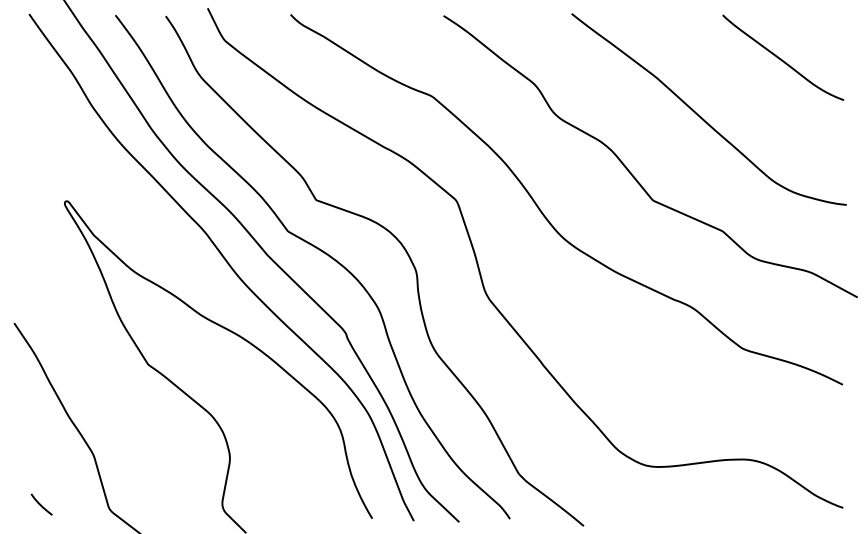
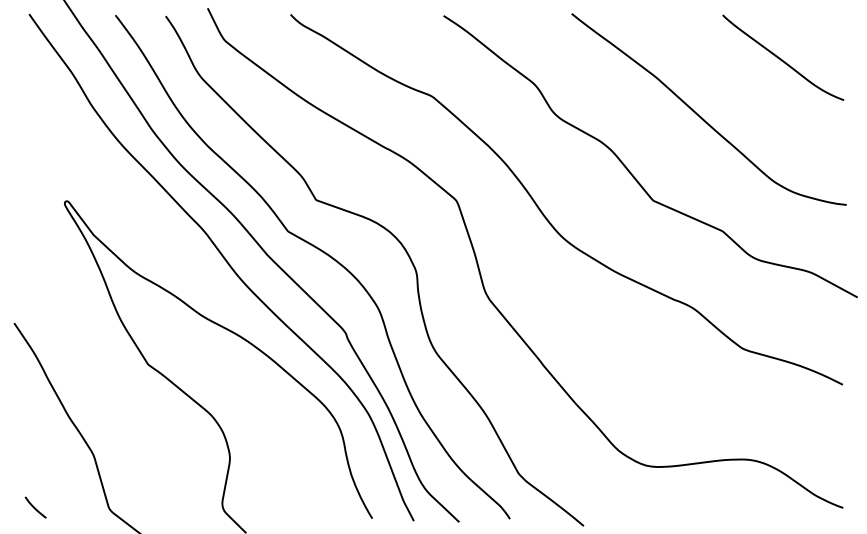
curve position: (41, 504) -> (35, 507) (35, 507)
